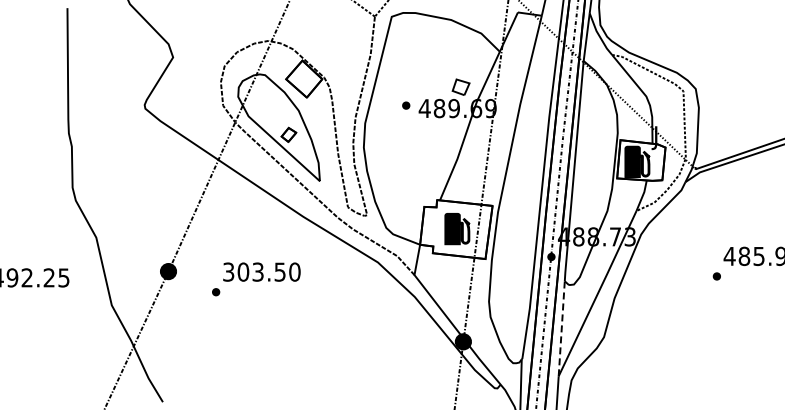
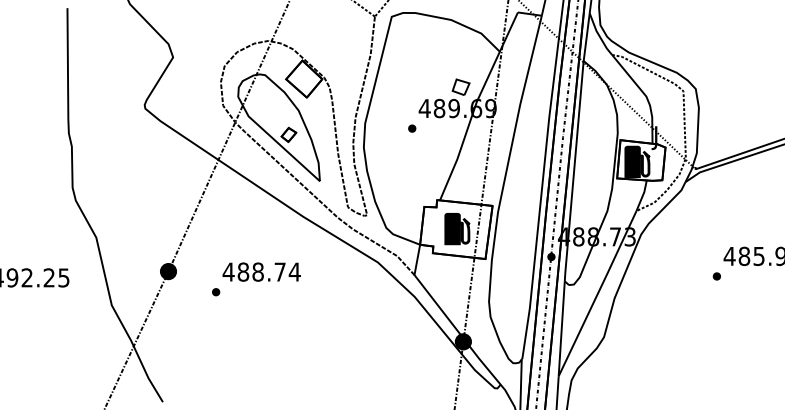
part position: (406, 105) -> (412, 128) (412, 128)
text: 303.50 -> 488.74 (261, 271)
line: dashed -> solid (561, 328)
